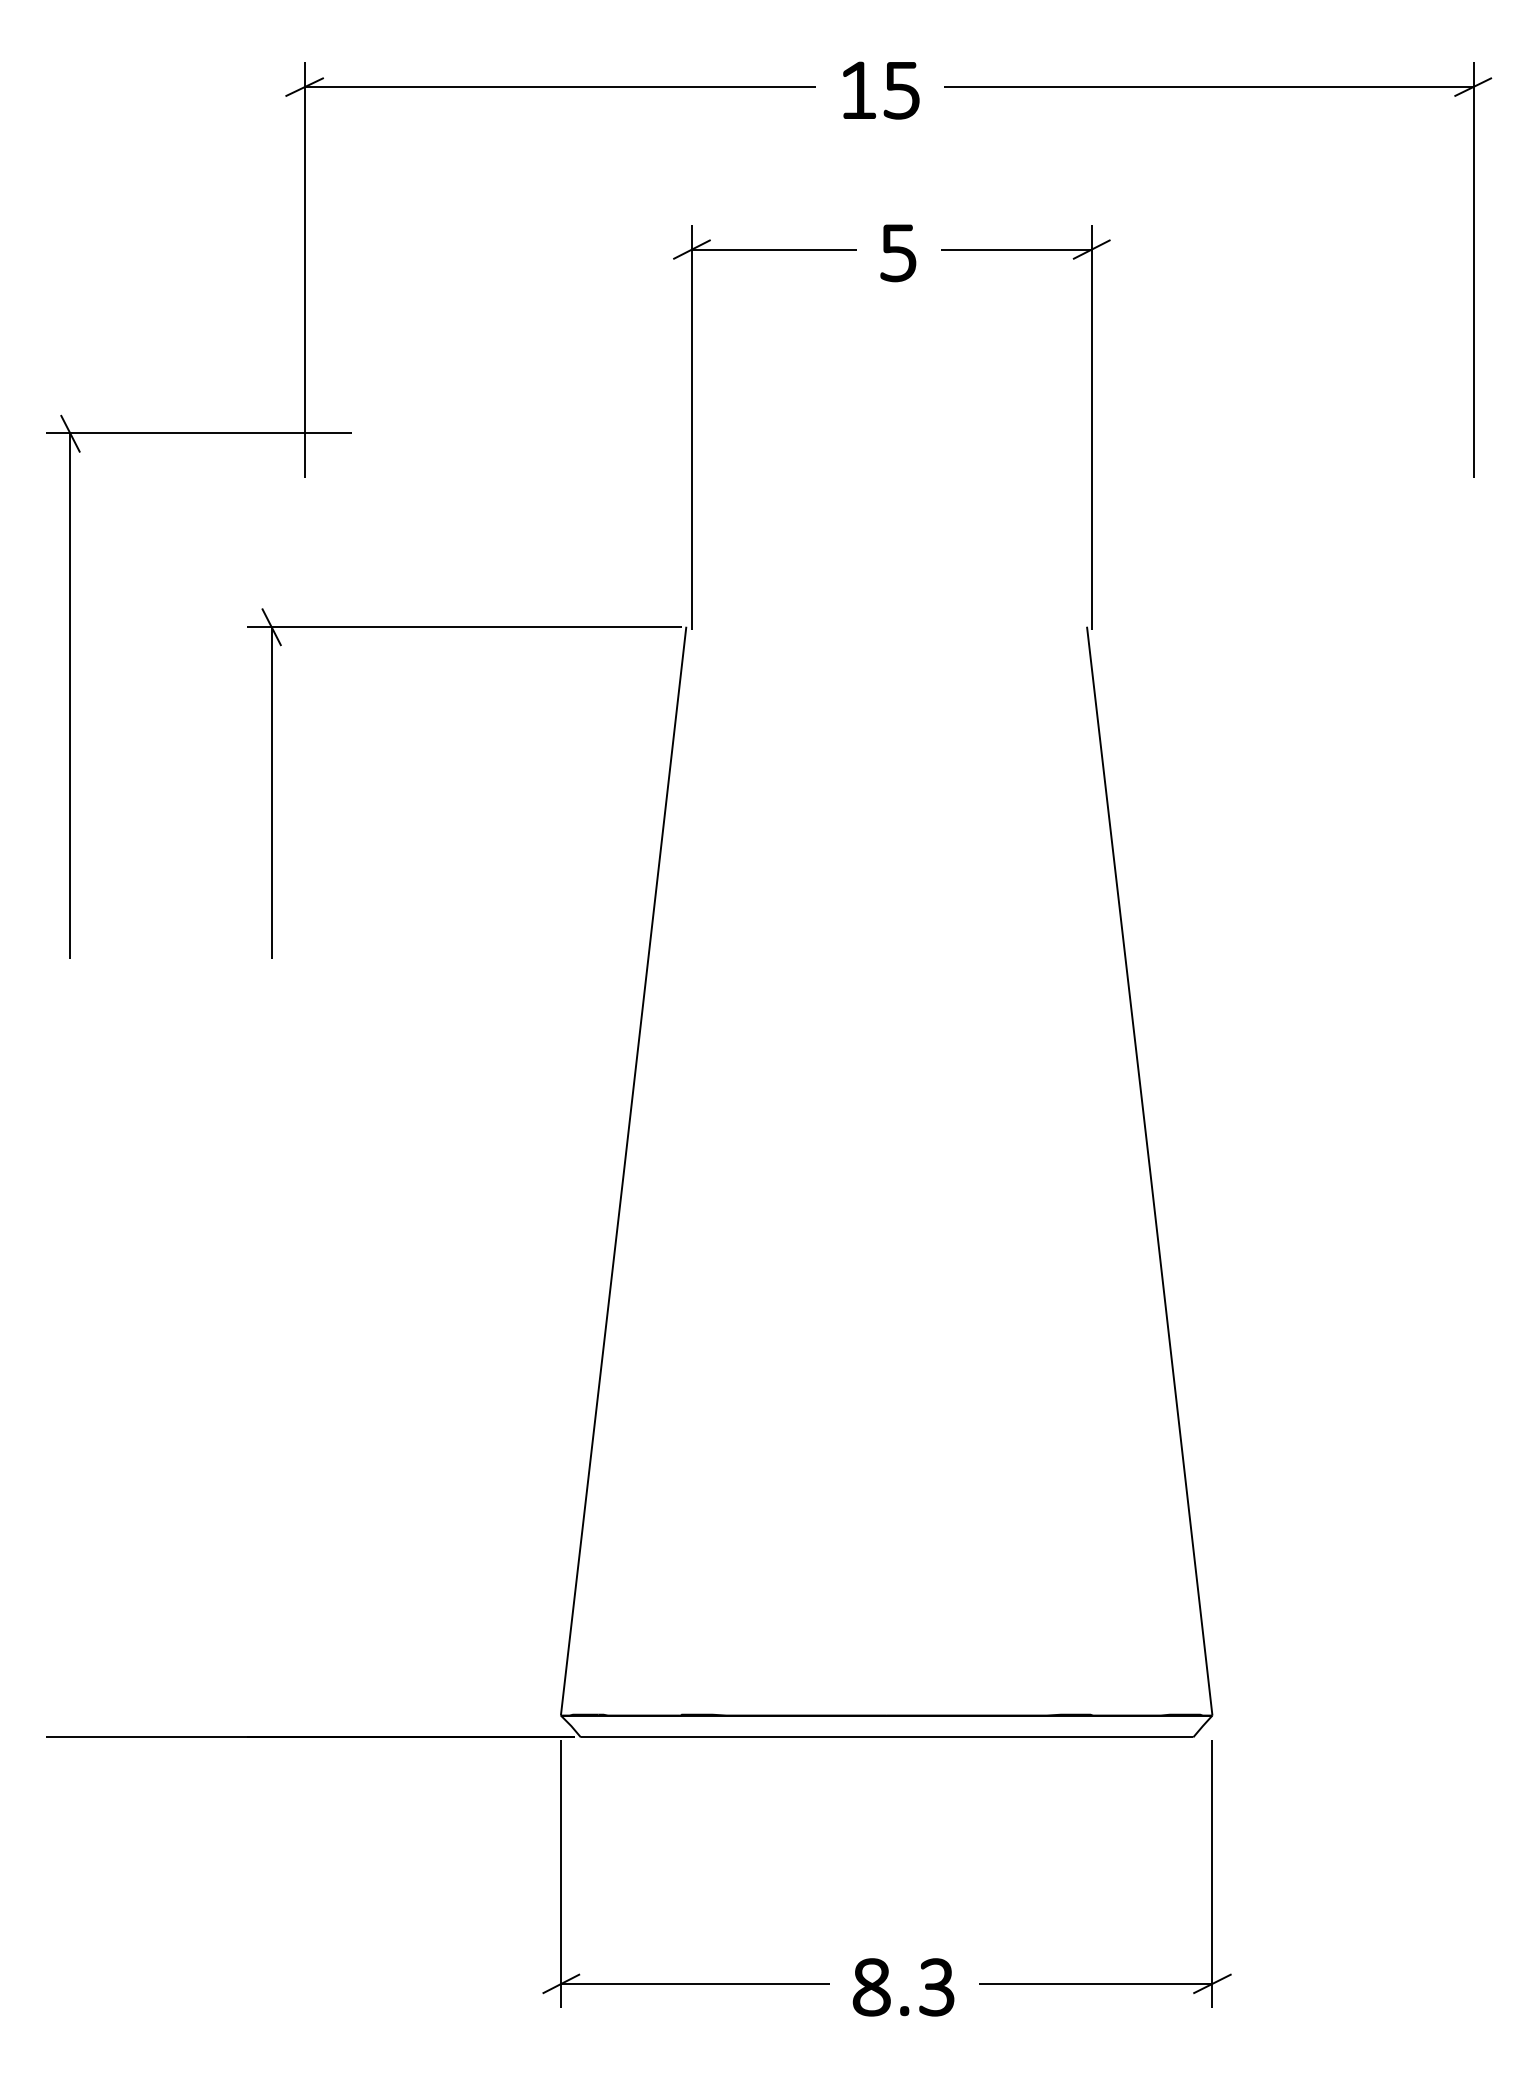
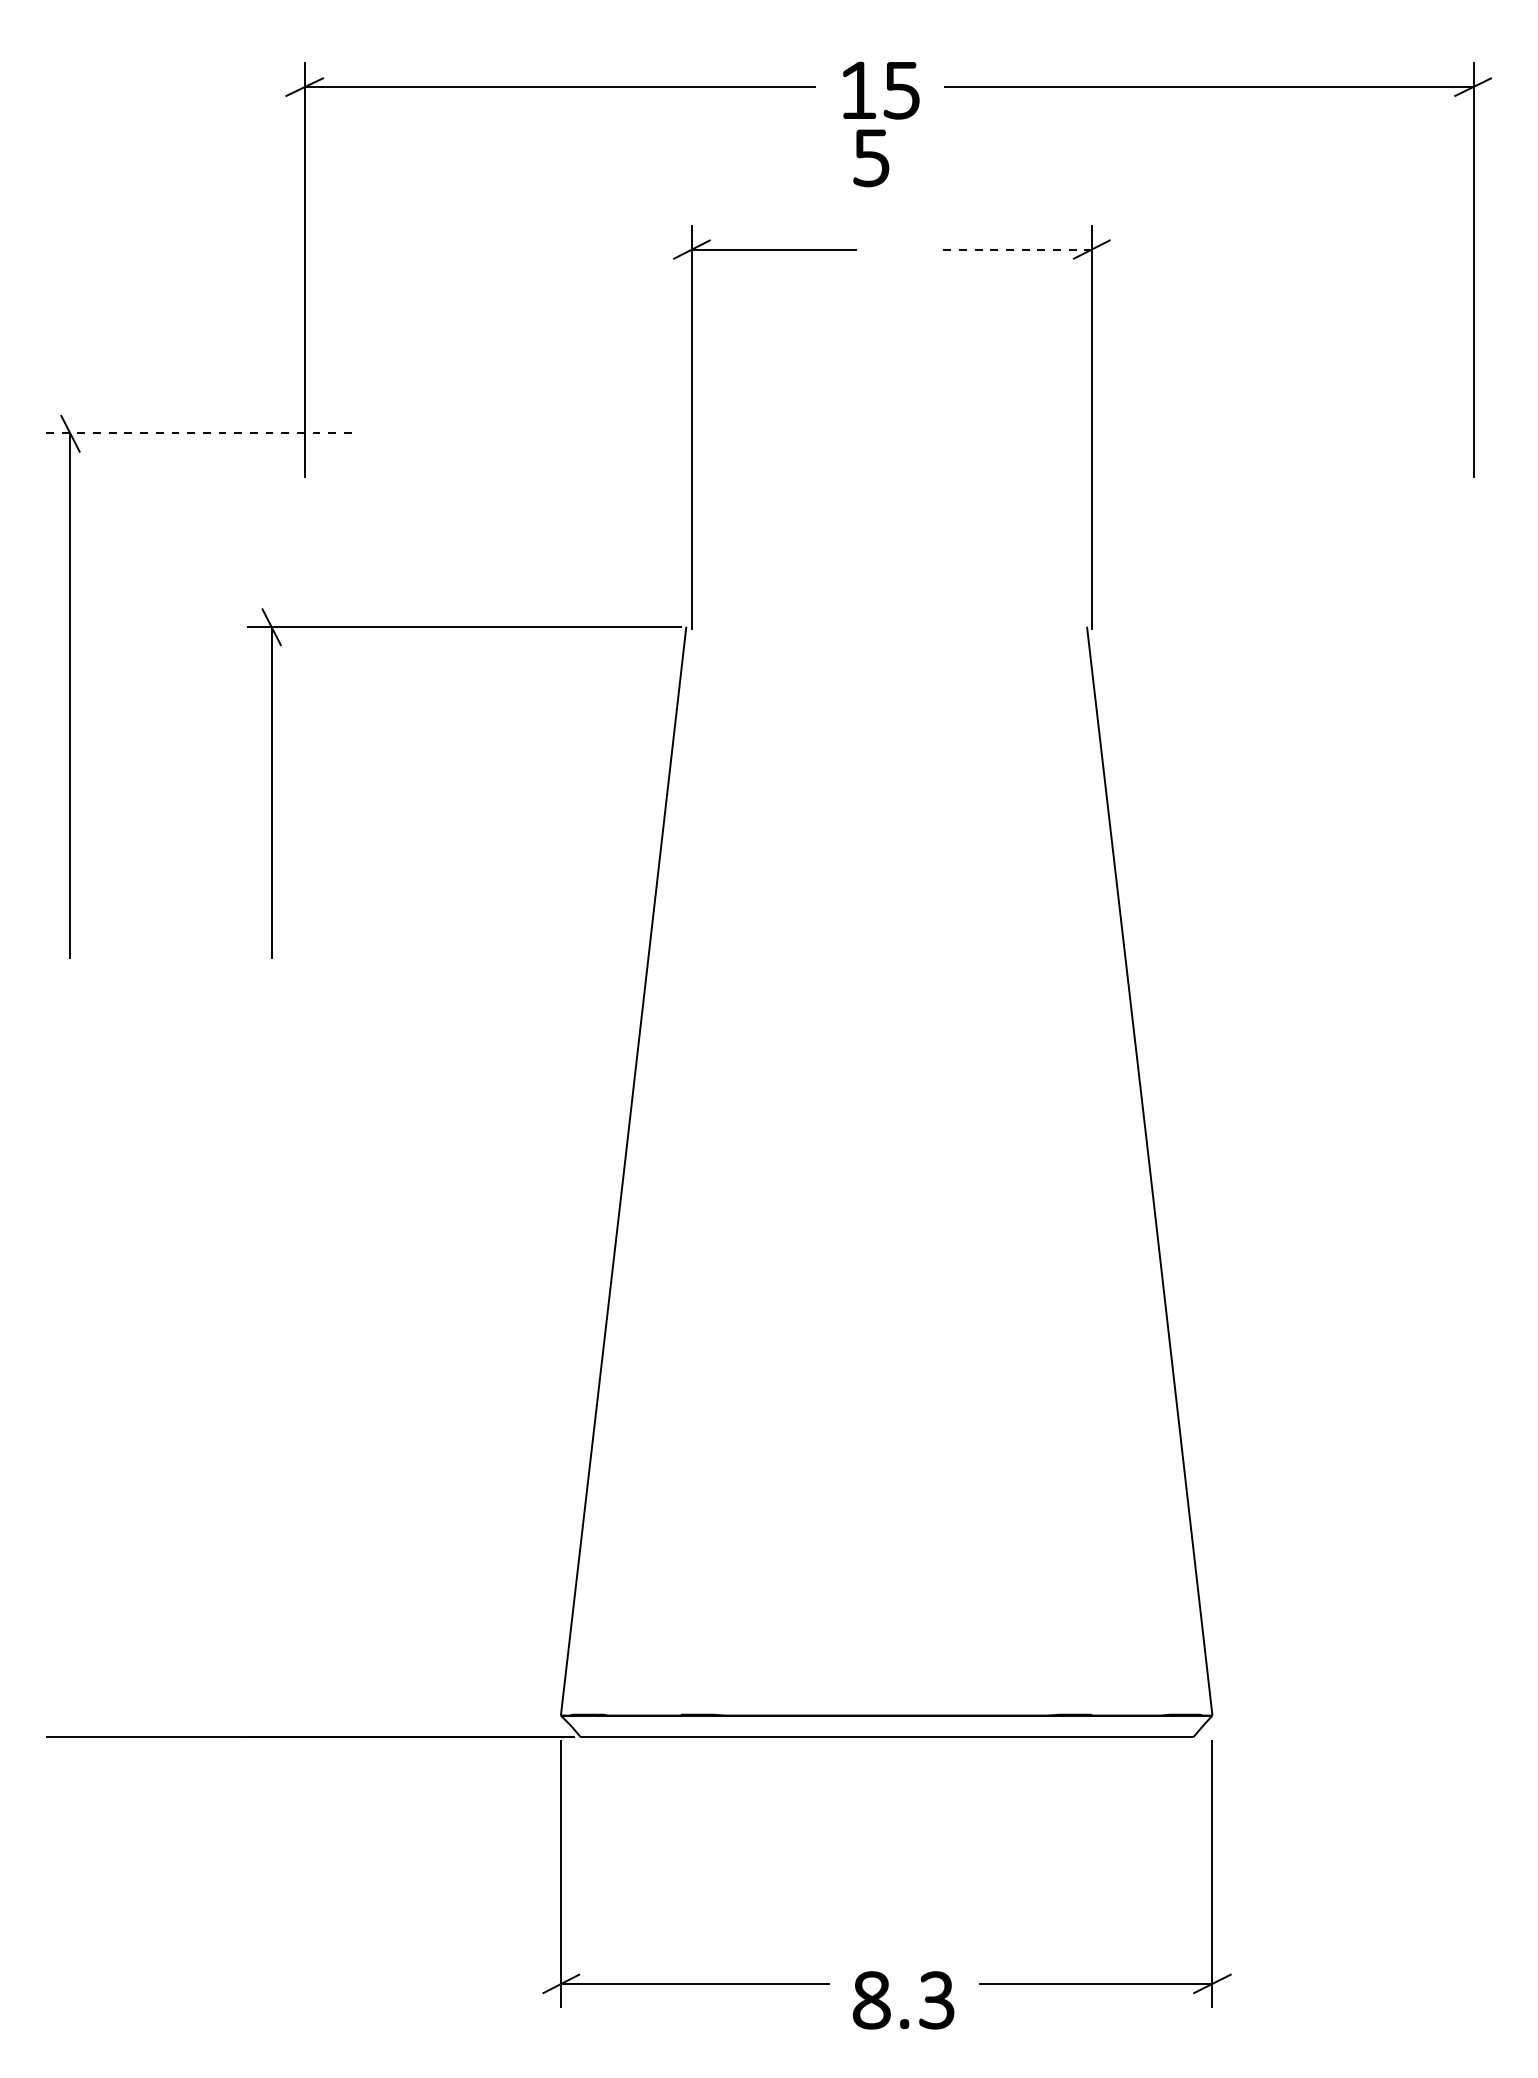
line: solid -> dashed (1016, 249)
part position: (898, 253) -> (871, 158) (871, 158)
line: solid -> dashed (198, 433)
part position: (889, 1995) -> (889, 2008) (889, 2008)
